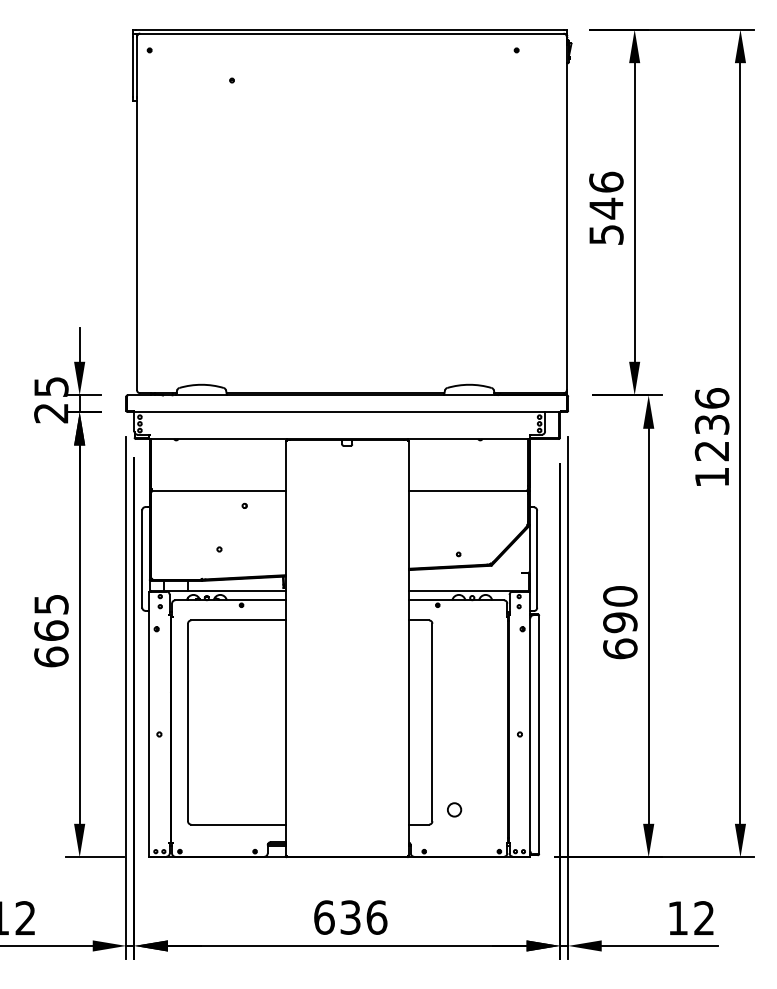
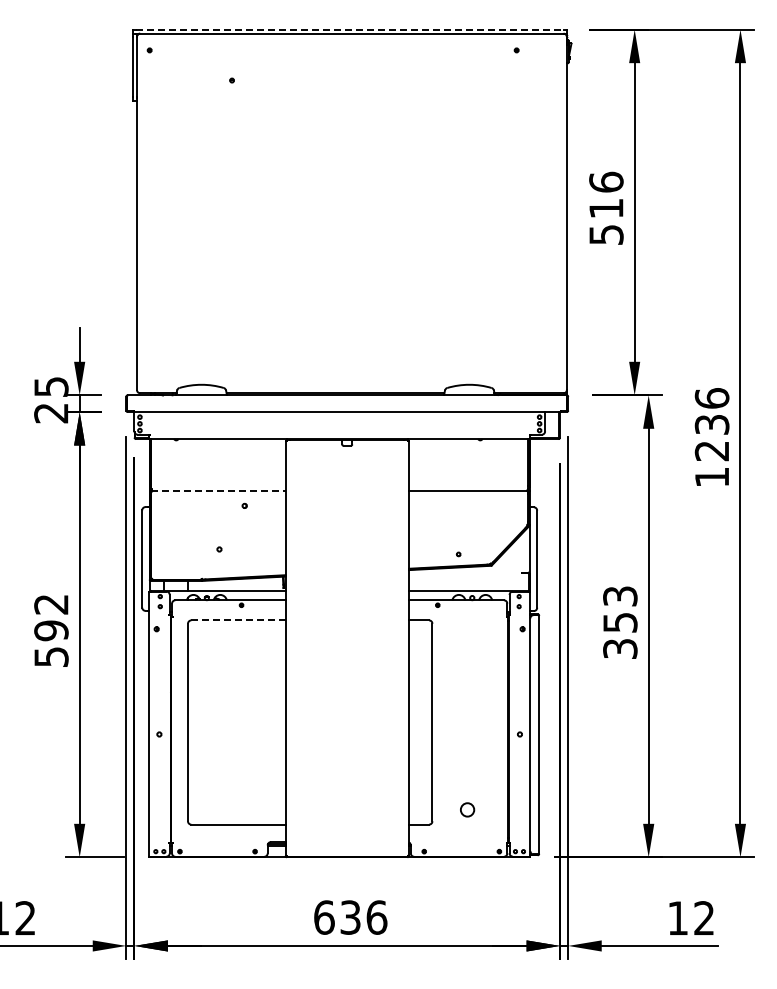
line: solid -> dashed (349, 29)
text: 546 -> 516 (606, 208)
line: solid -> dashed (218, 490)
line: solid -> dashed (238, 620)
text: 690 -> 353 (620, 622)
text: 665 -> 592 (51, 631)
circle position: (454, 809) -> (467, 809) (467, 809)
